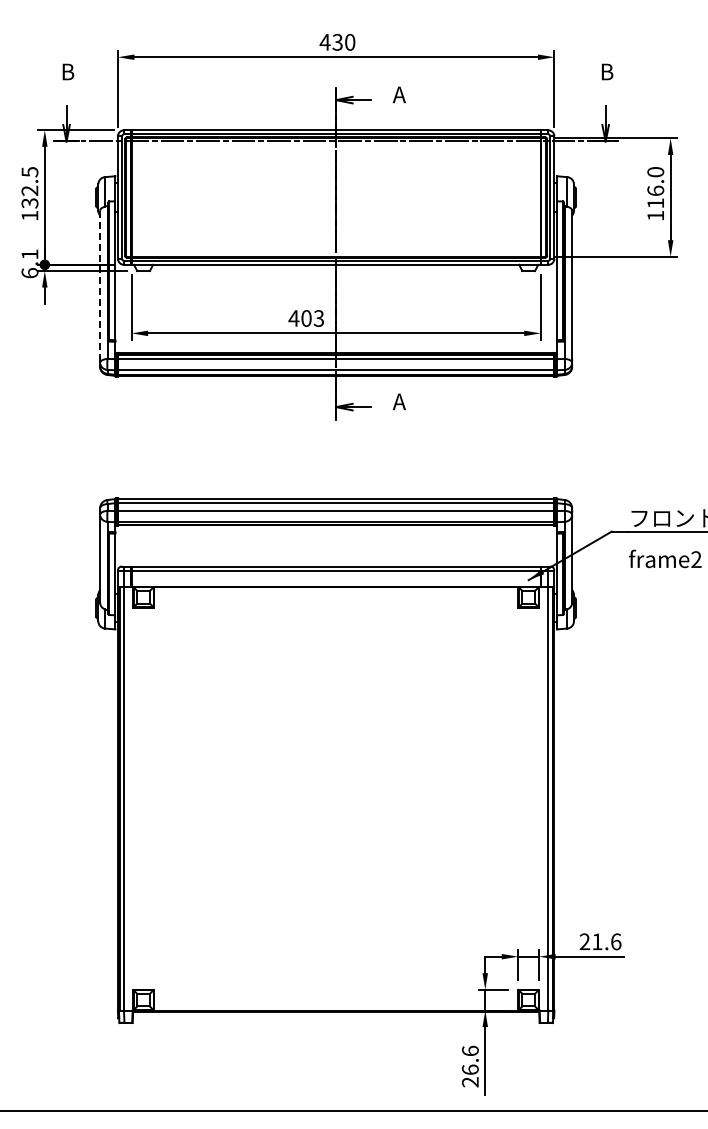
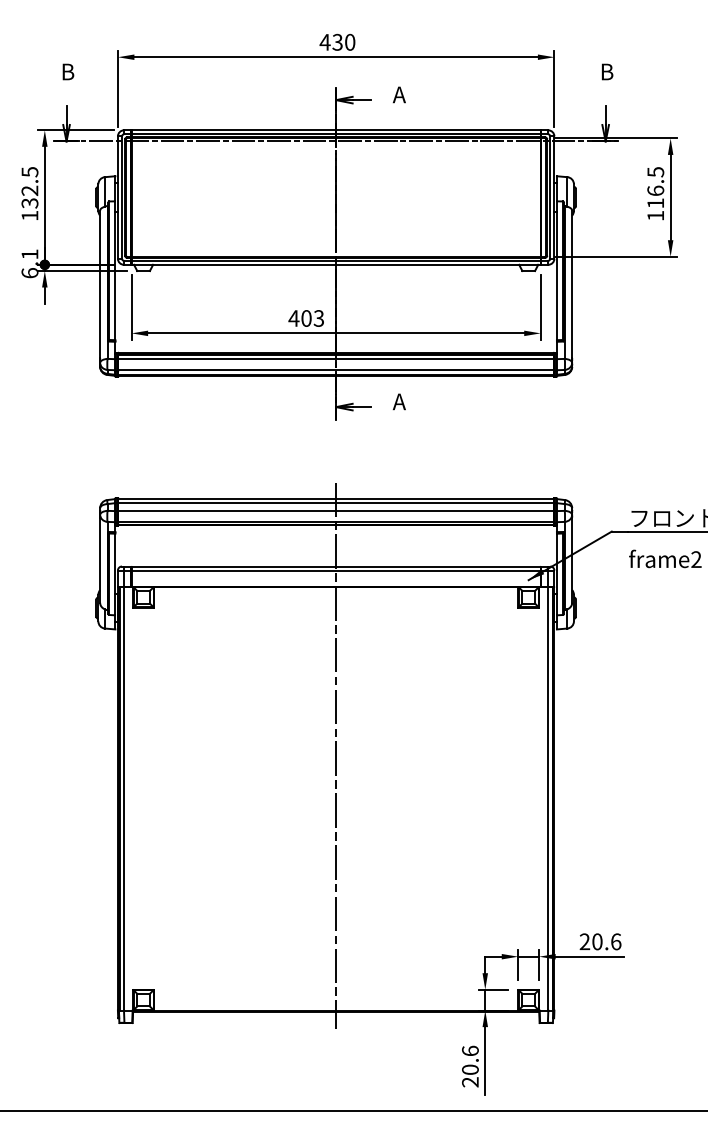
text: 116.0 -> 116.5 (655, 172)
line: dashed -> solid (100, 284)
line: none -> present (336, 755)
text: 21.6 -> 20.6 (597, 941)
text: 26.6 -> 20.6 (470, 1069)
